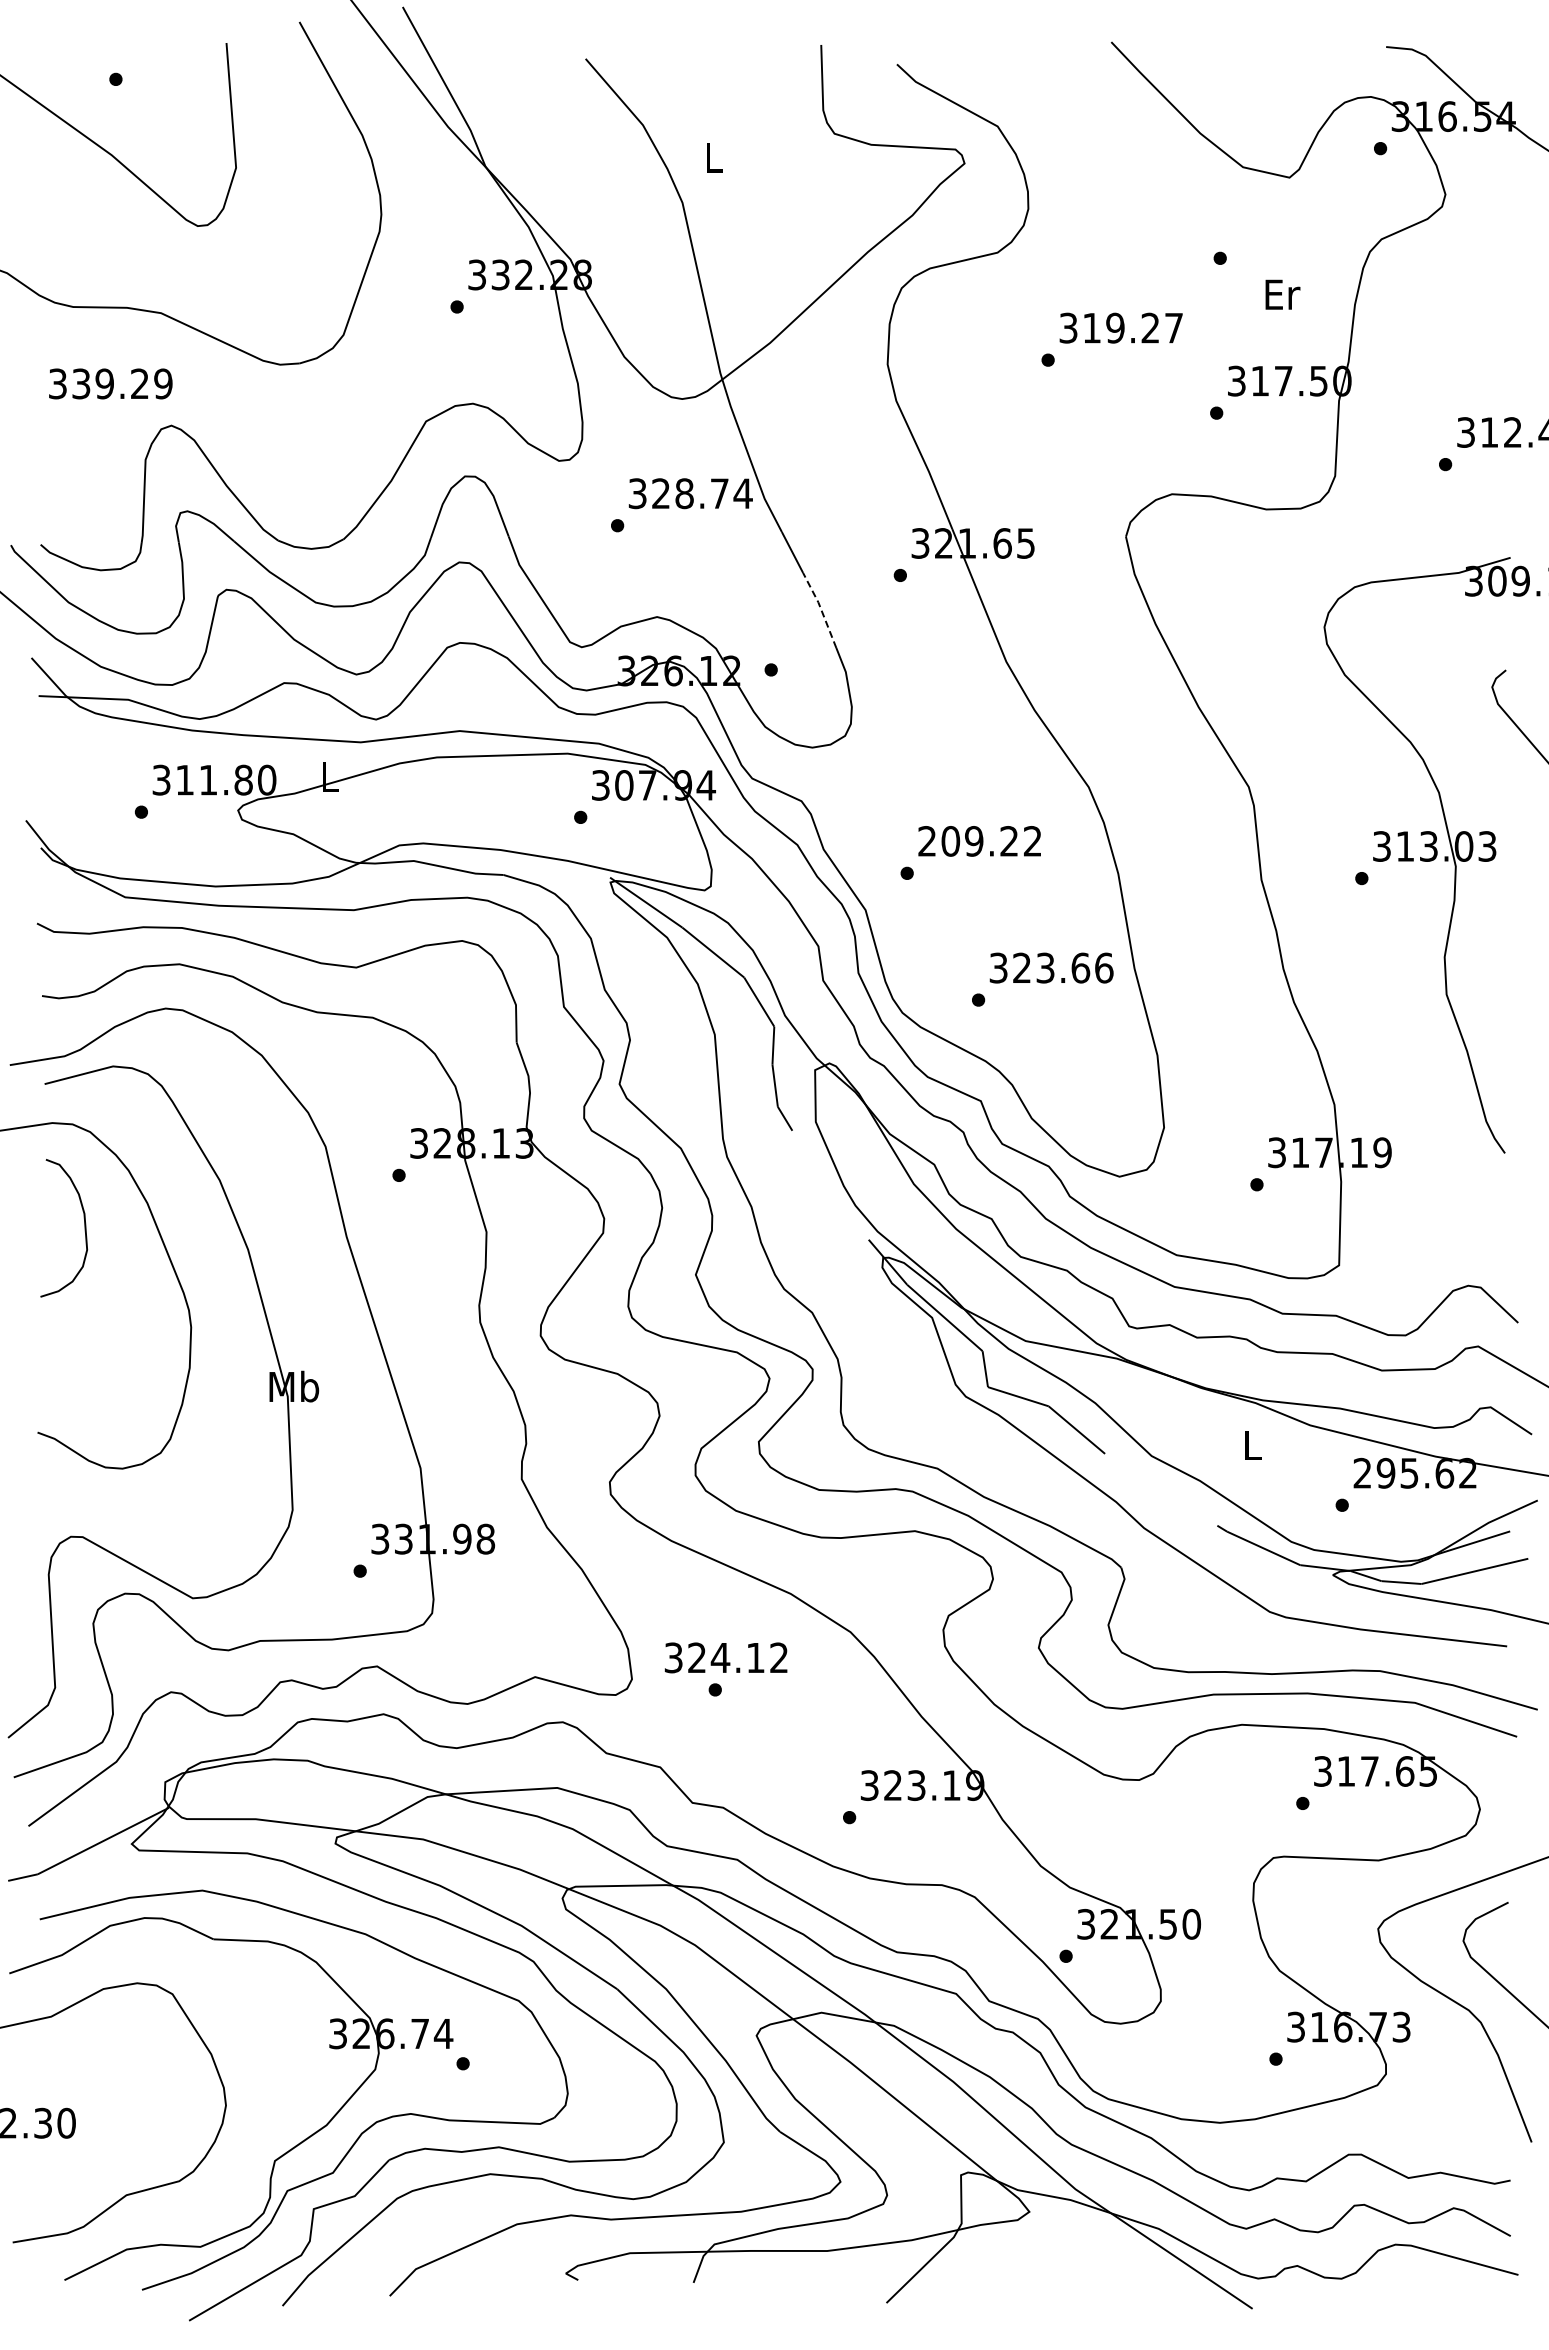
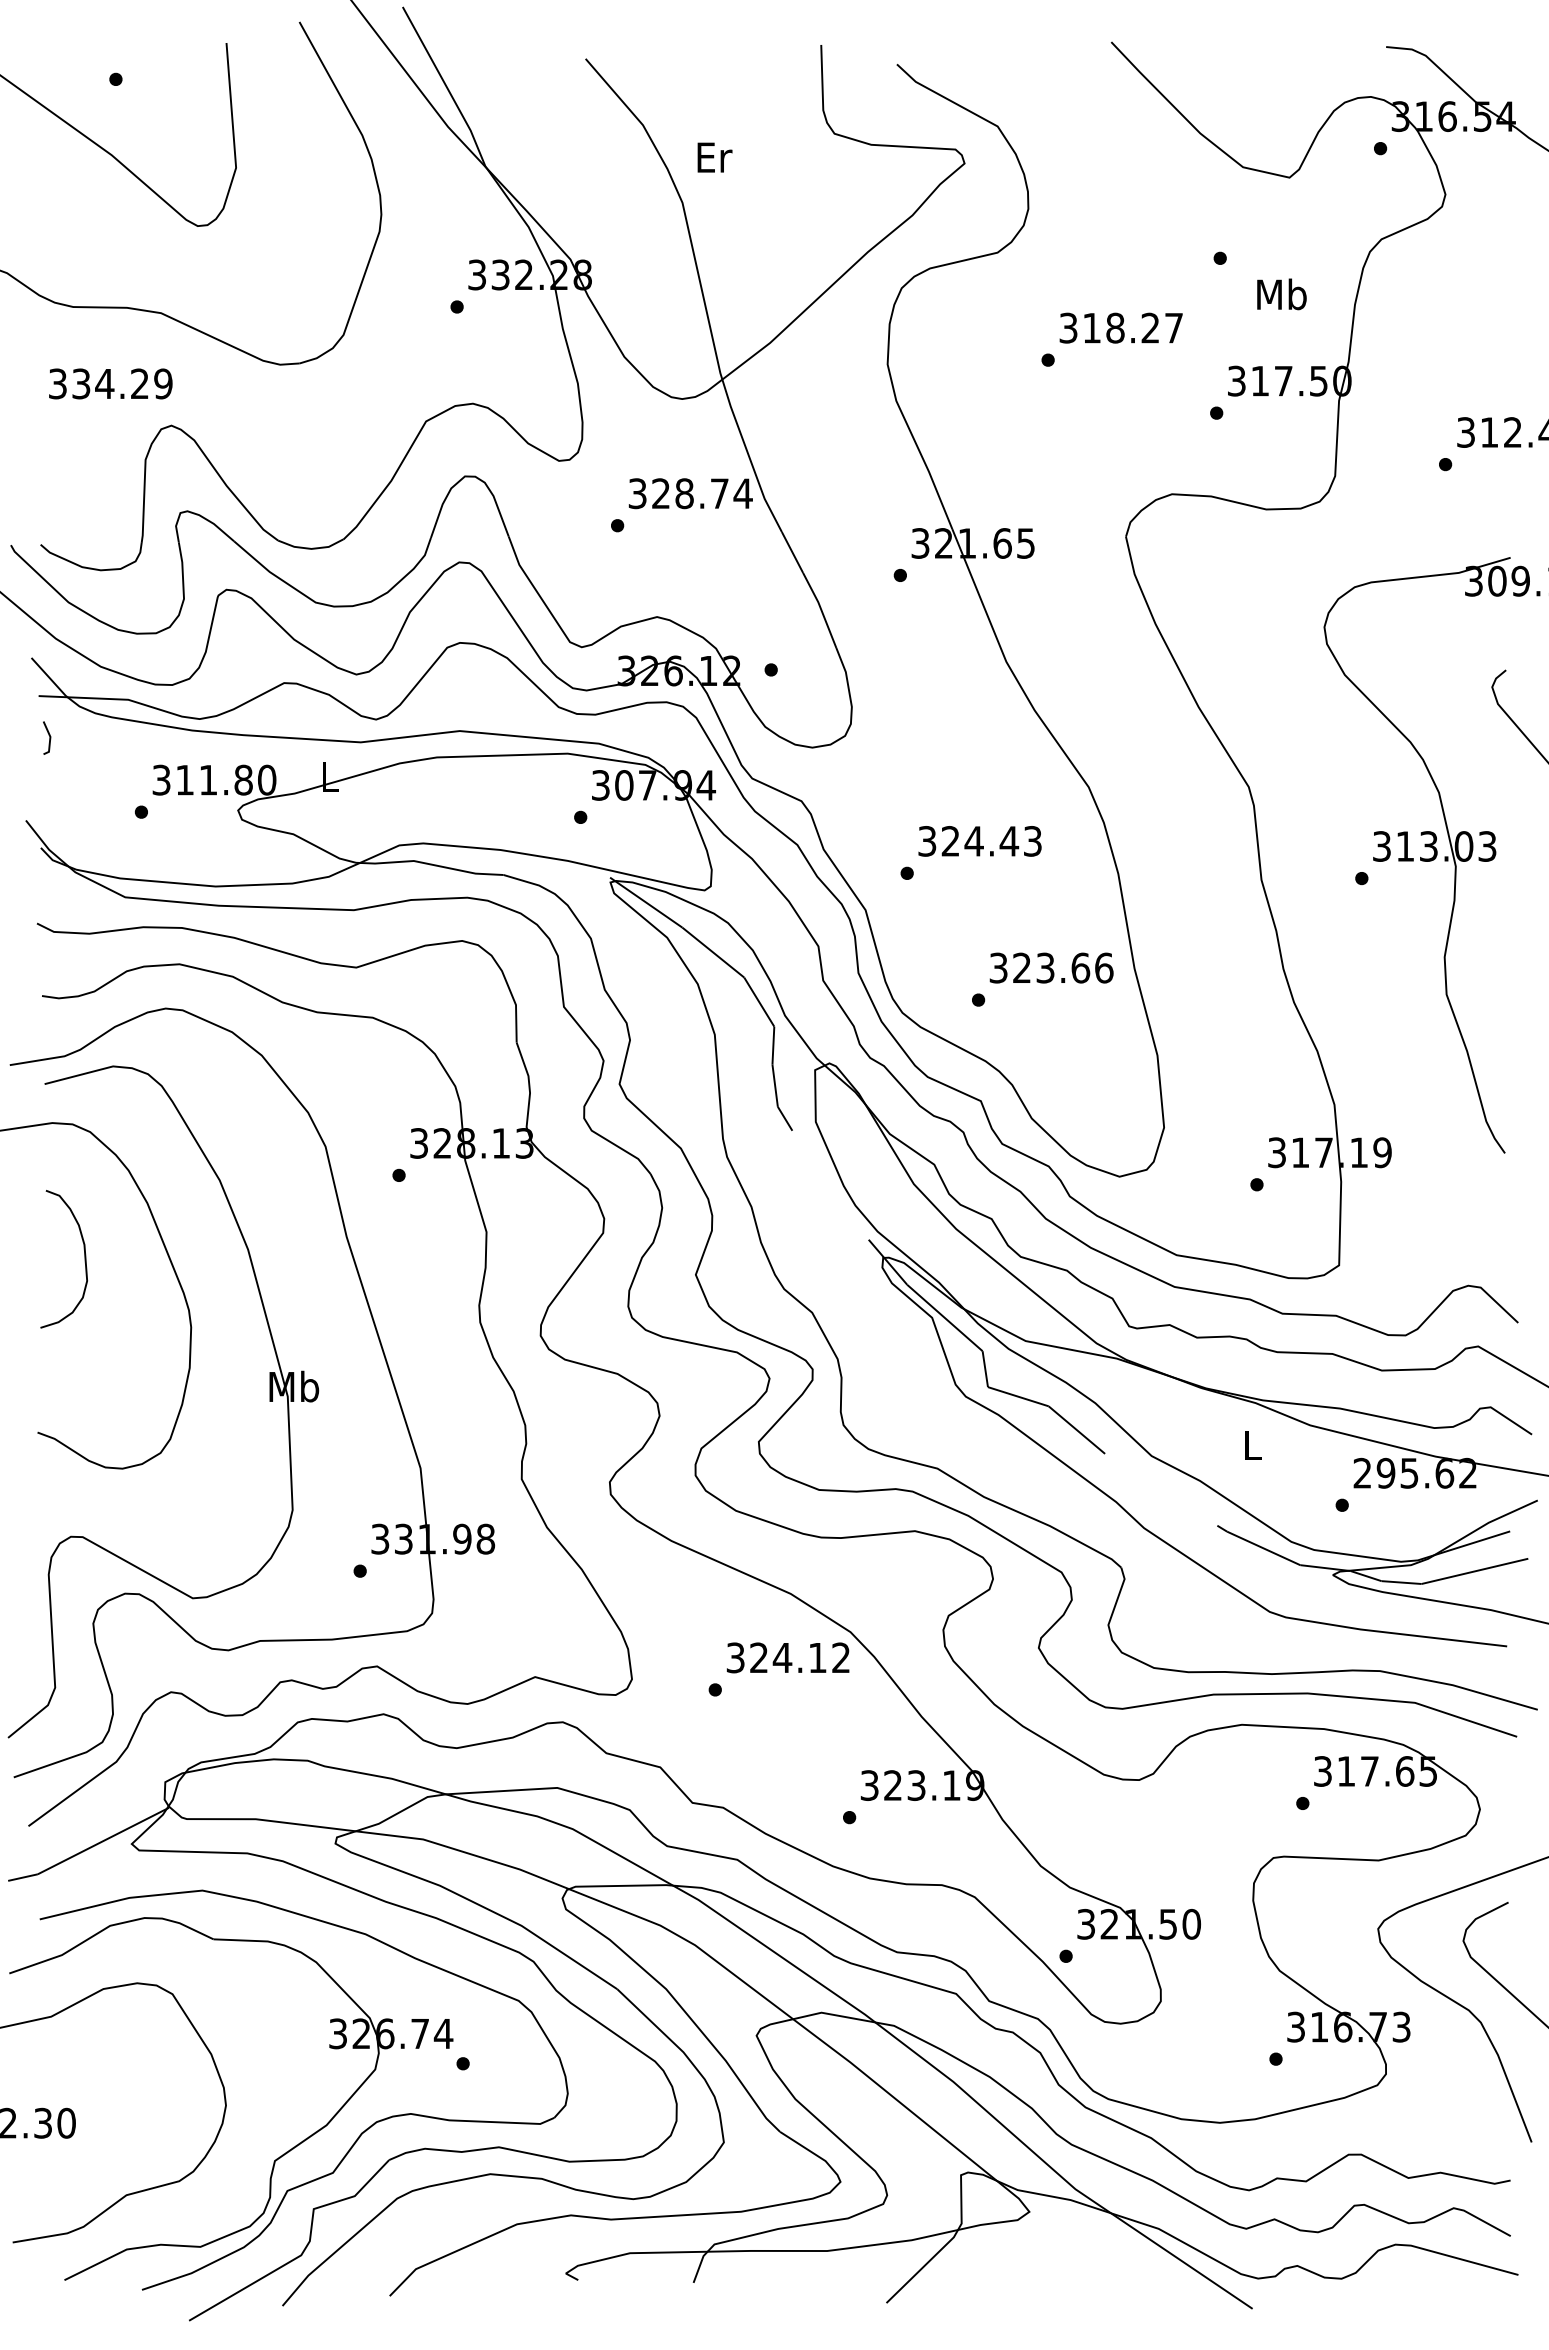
text: L -> Er (714, 157)
text: Er -> Mb (1281, 294)
text: 319.27 -> 318.27 (1115, 327)
text: 339.29 -> 334.29 (104, 383)
line: dashed -> solid (820, 608)
line: none -> present (49, 737)
text: 209.22 -> 324.43 (979, 841)
curve position: (84, 1228) -> (84, 1259) (84, 1259)
text position: (725, 1657) -> (787, 1657) (787, 1657)
